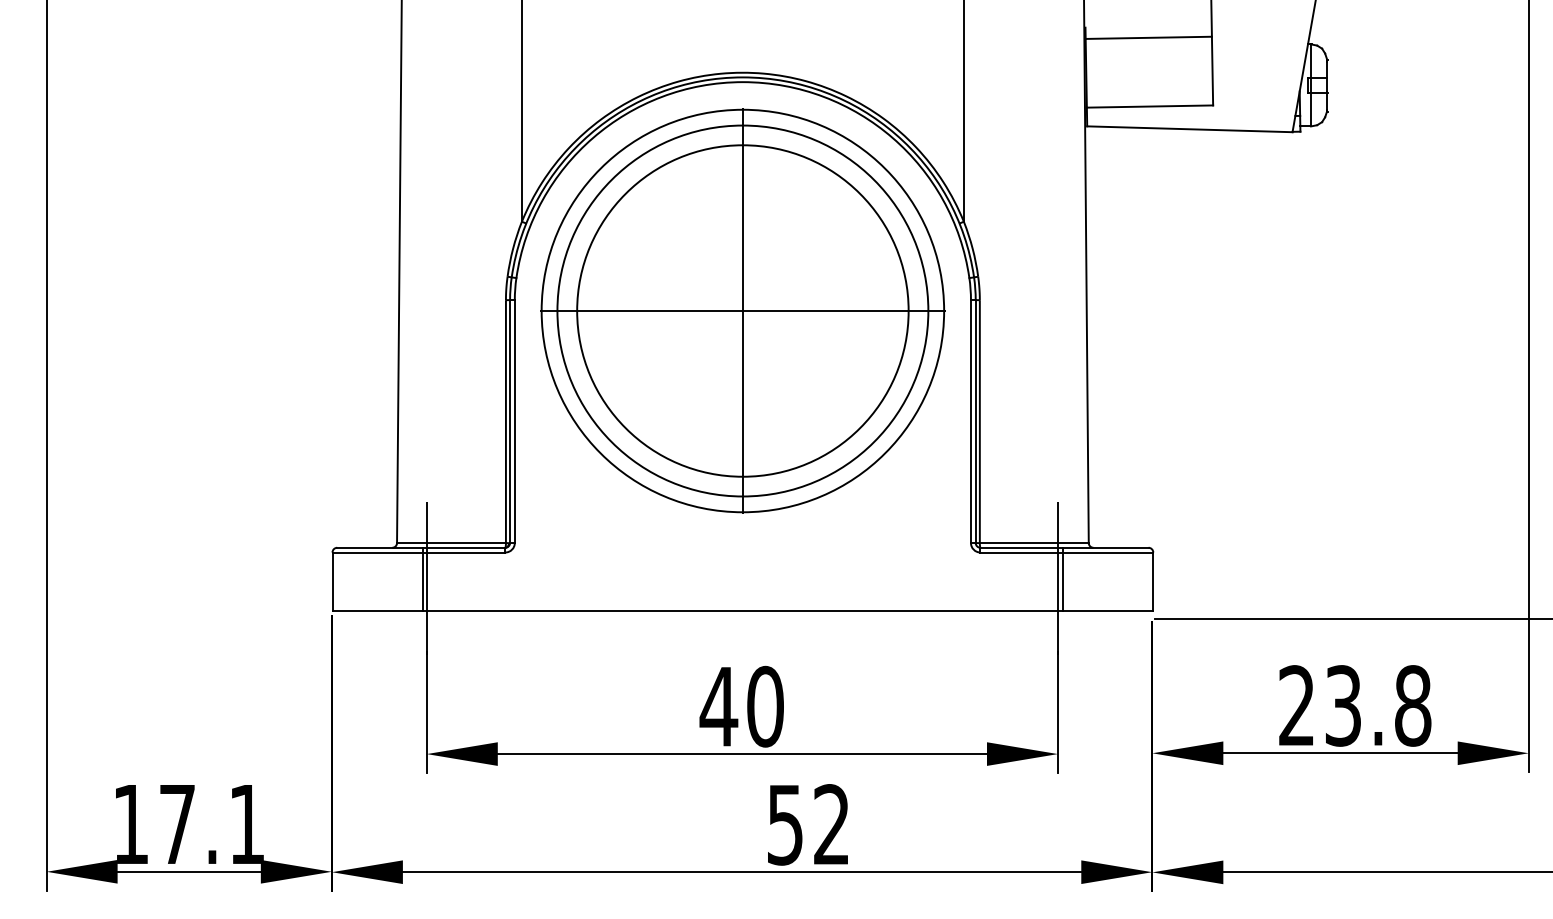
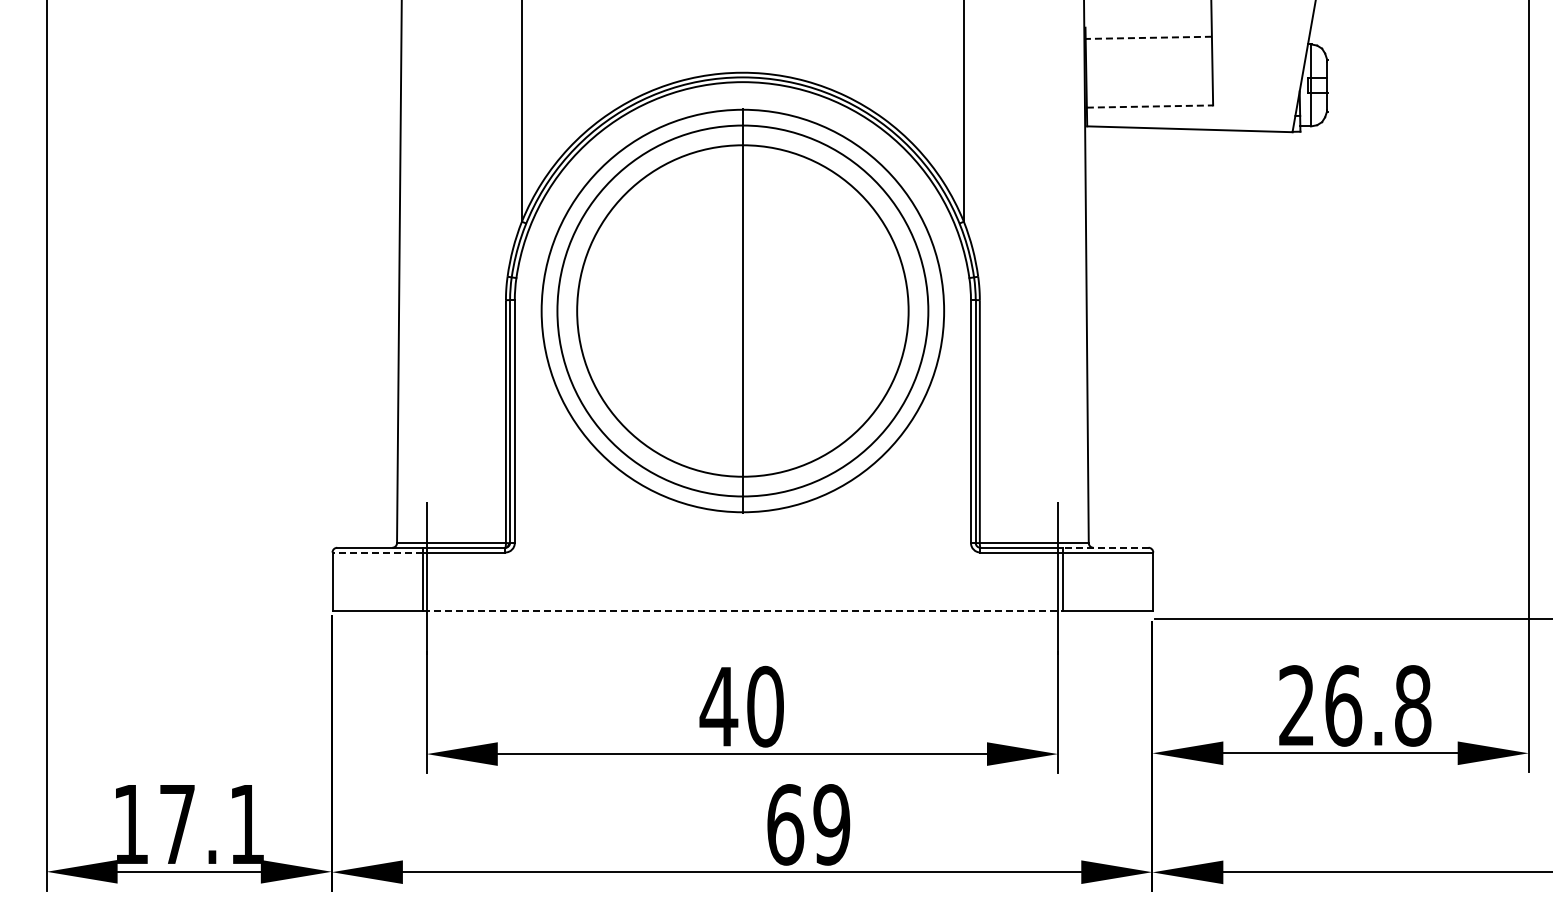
line: solid -> dashed (1148, 37)
line: solid -> dashed (1150, 106)
line: present -> none (742, 311)
line: solid -> dashed (1105, 547)
line: solid -> dashed (377, 552)
line: solid -> dashed (742, 610)
text: 23.8 -> 26.8 (1343, 705)
text: 52 -> 69 (808, 824)
